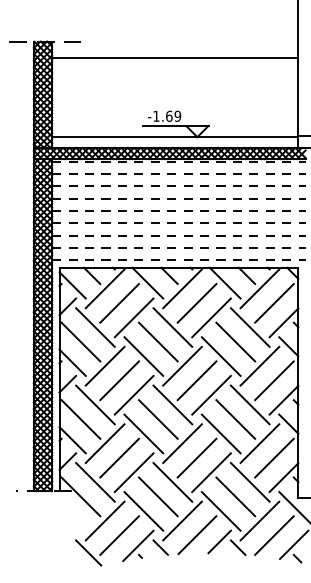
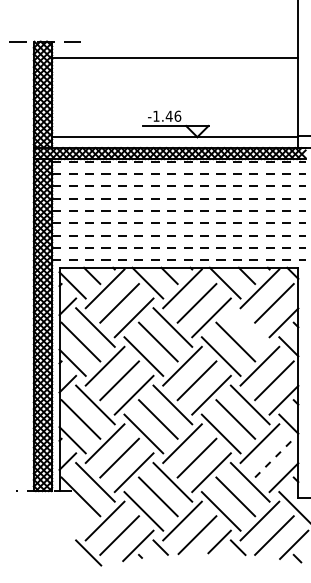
text: -1.69 -> -1.46 (173, 115)
line: present -> none (249, 327)
line: solid -> dashed (274, 457)
